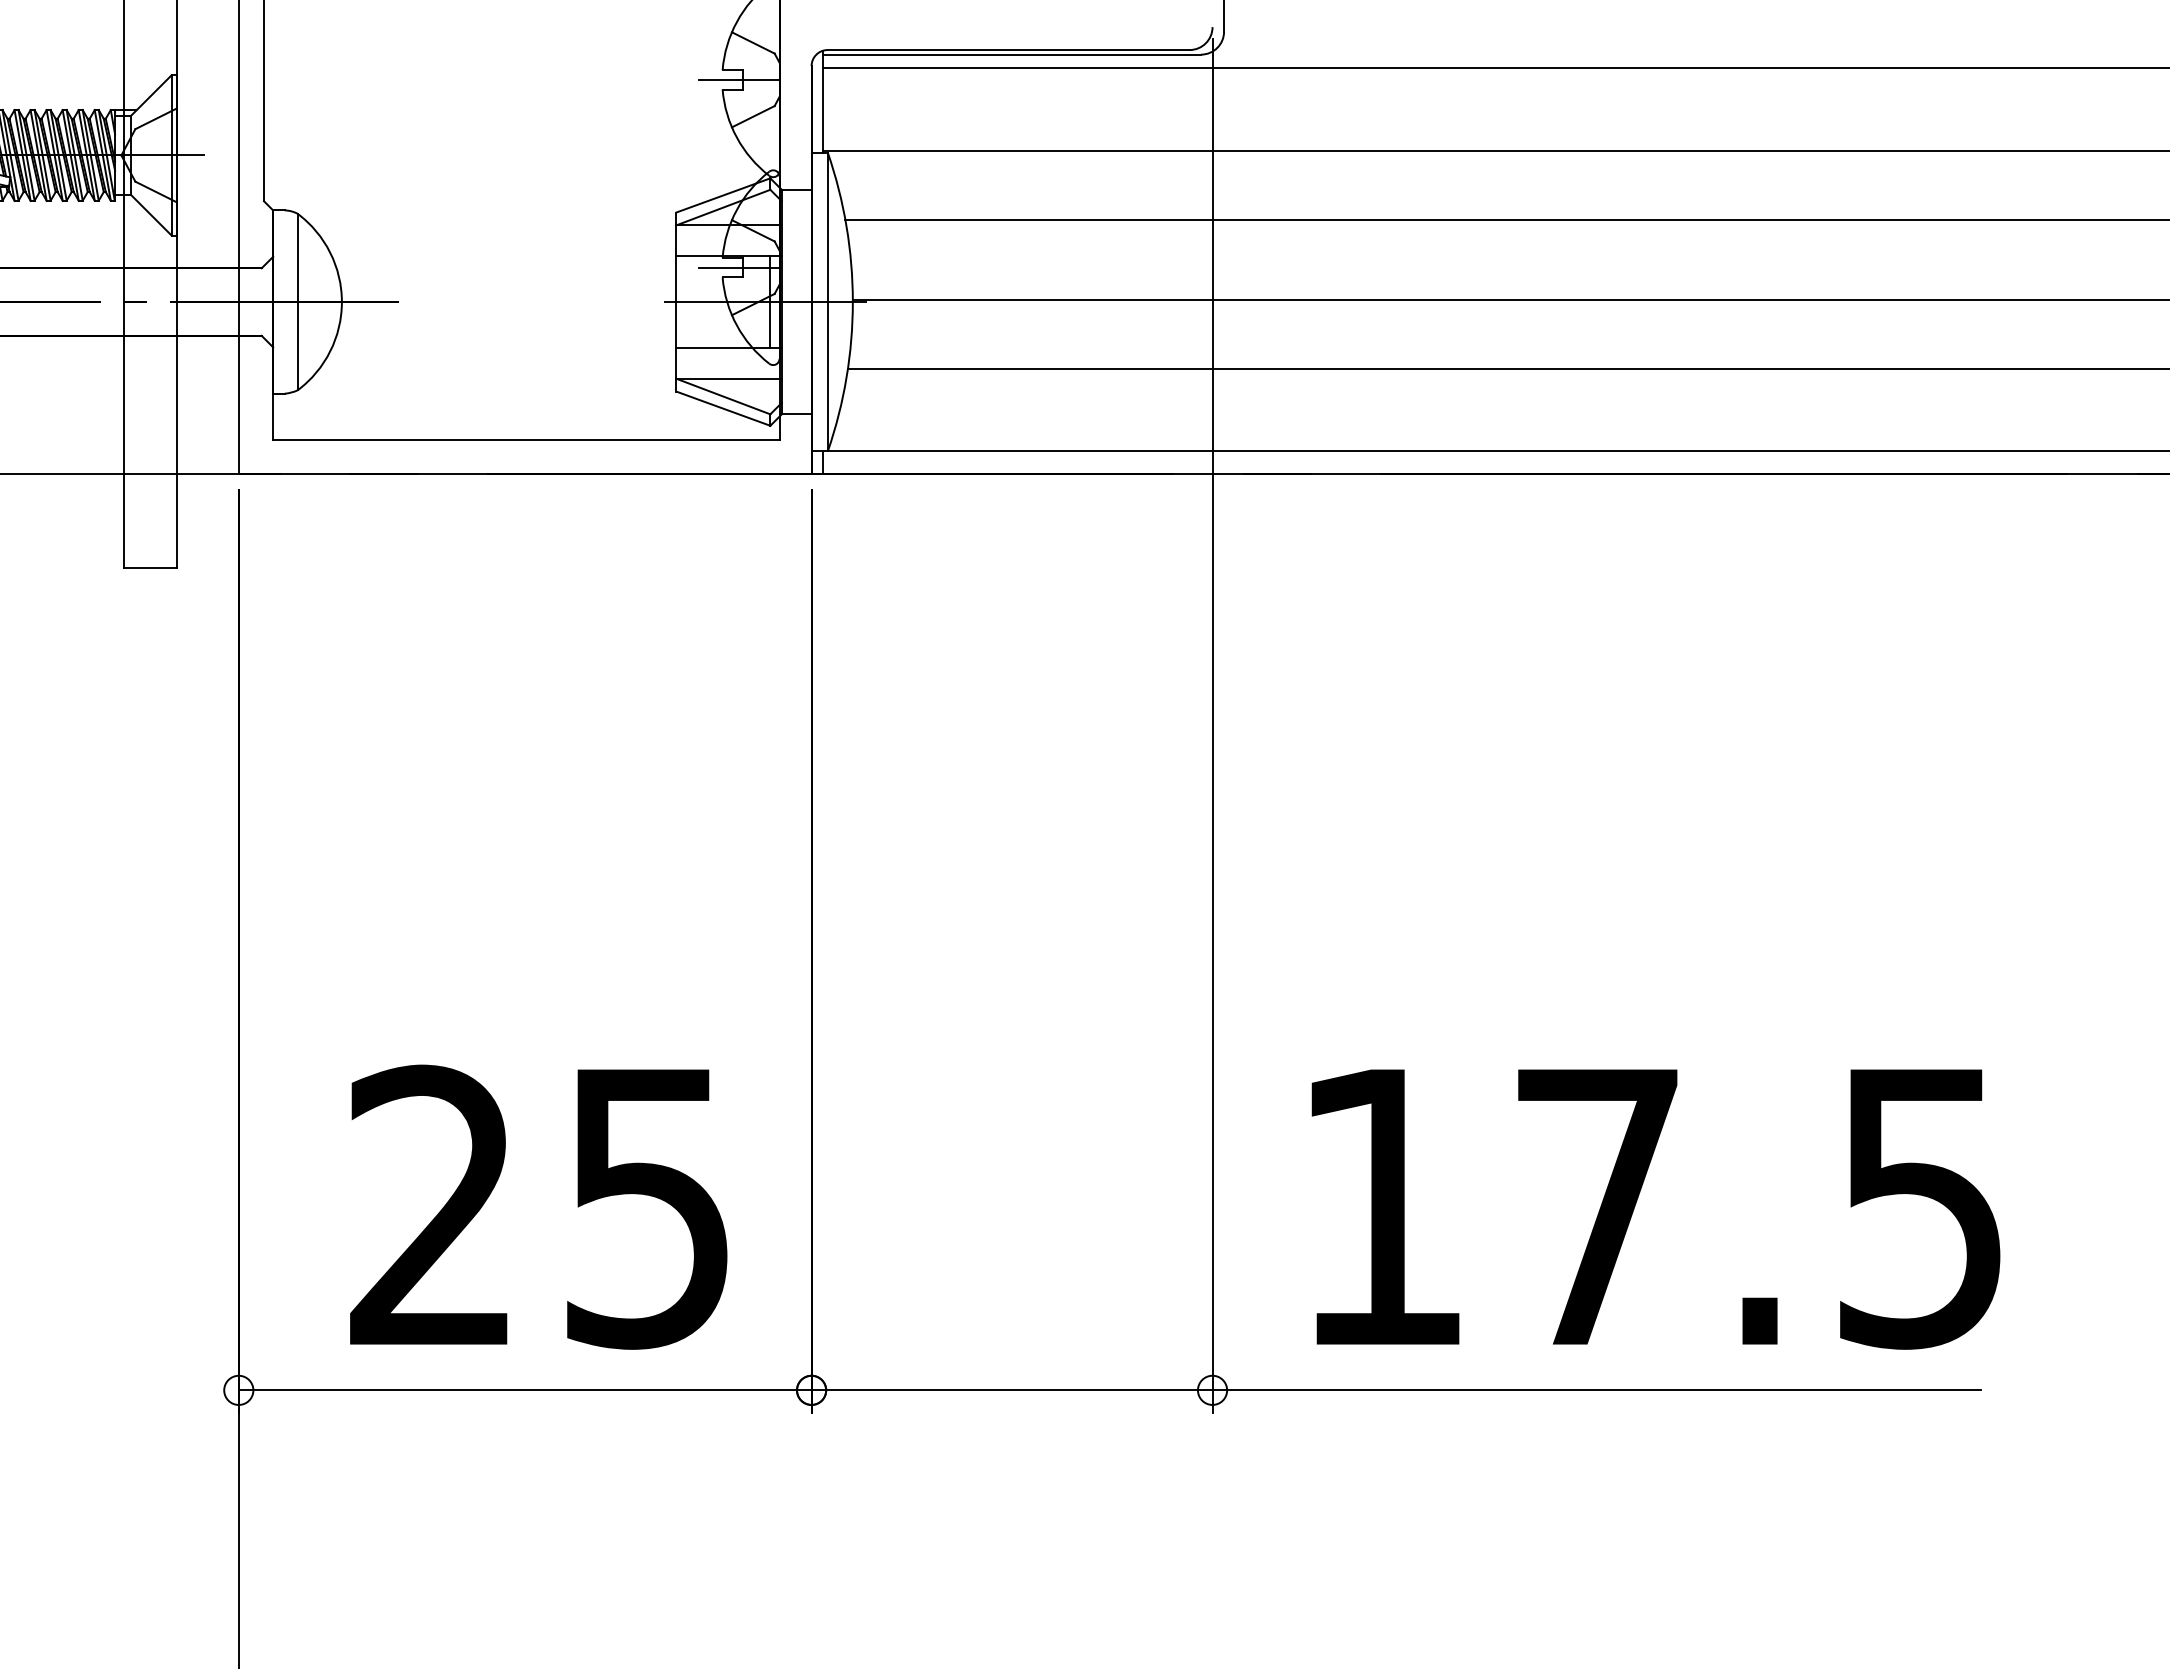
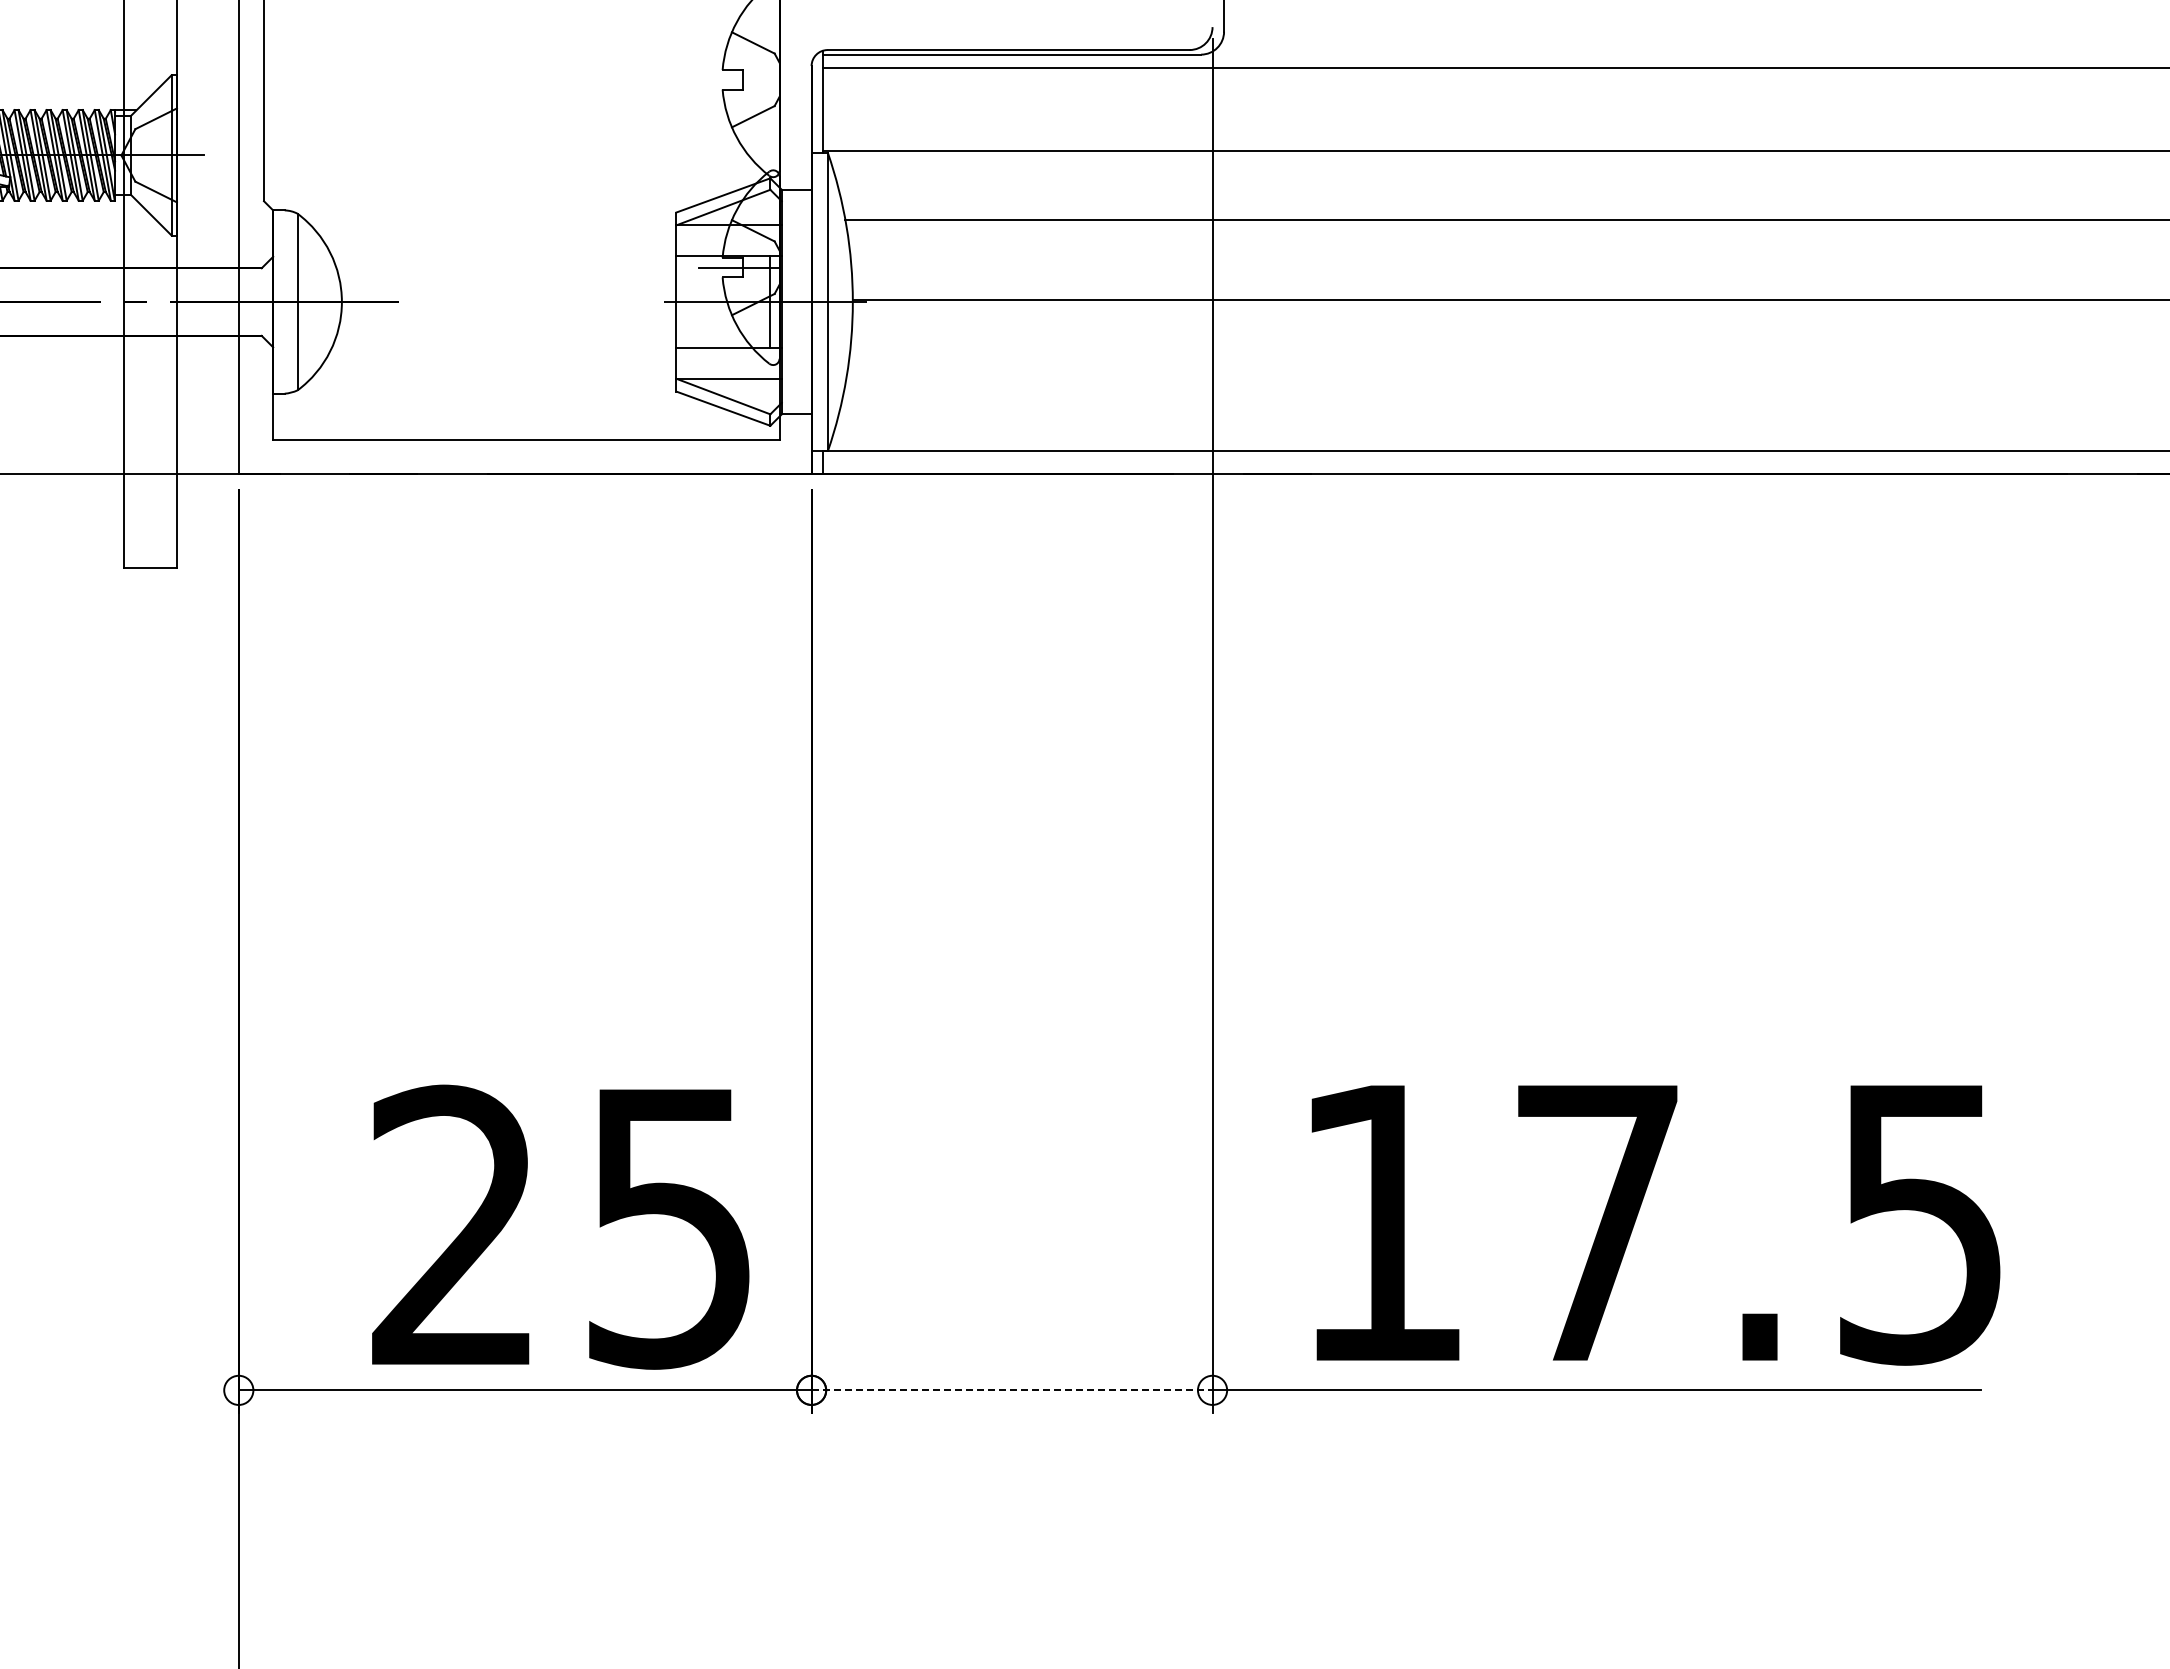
line: present -> none (739, 79)
line: present -> none (1507, 368)
text position: (538, 1206) -> (560, 1226) (560, 1226)
text position: (1655, 1209) -> (1655, 1225) (1655, 1225)
line: solid -> dashed (1012, 1390)
